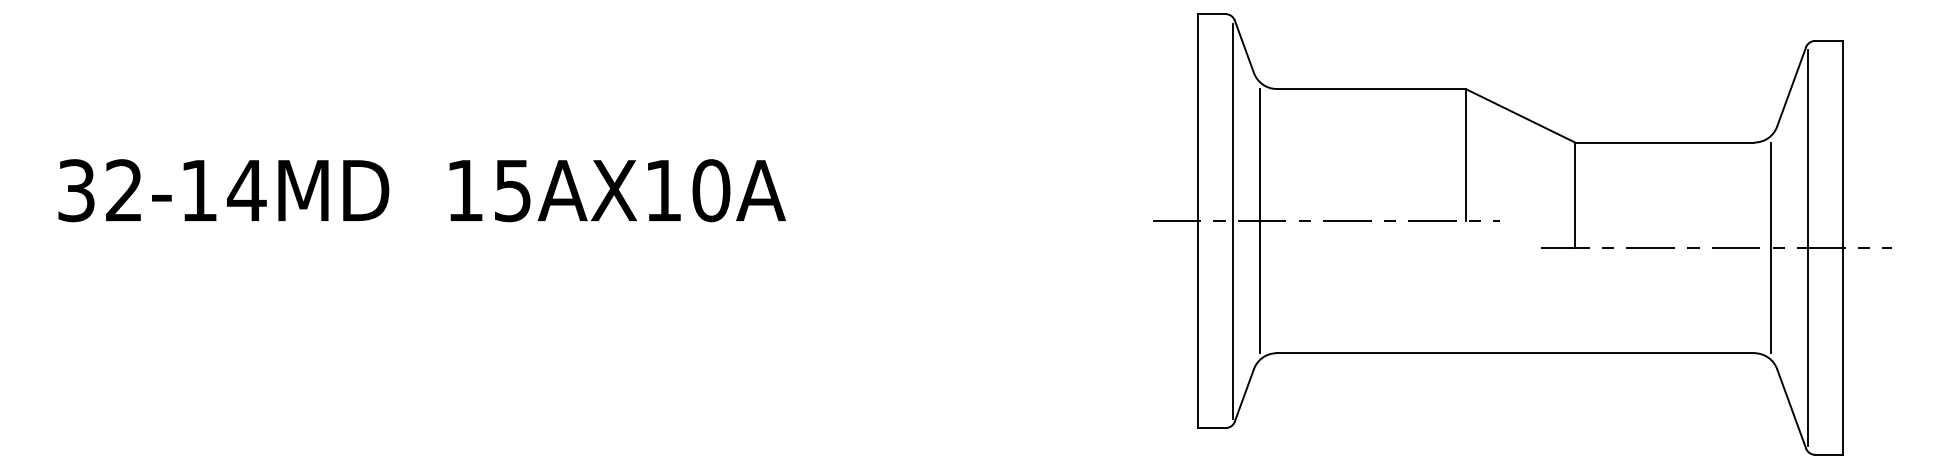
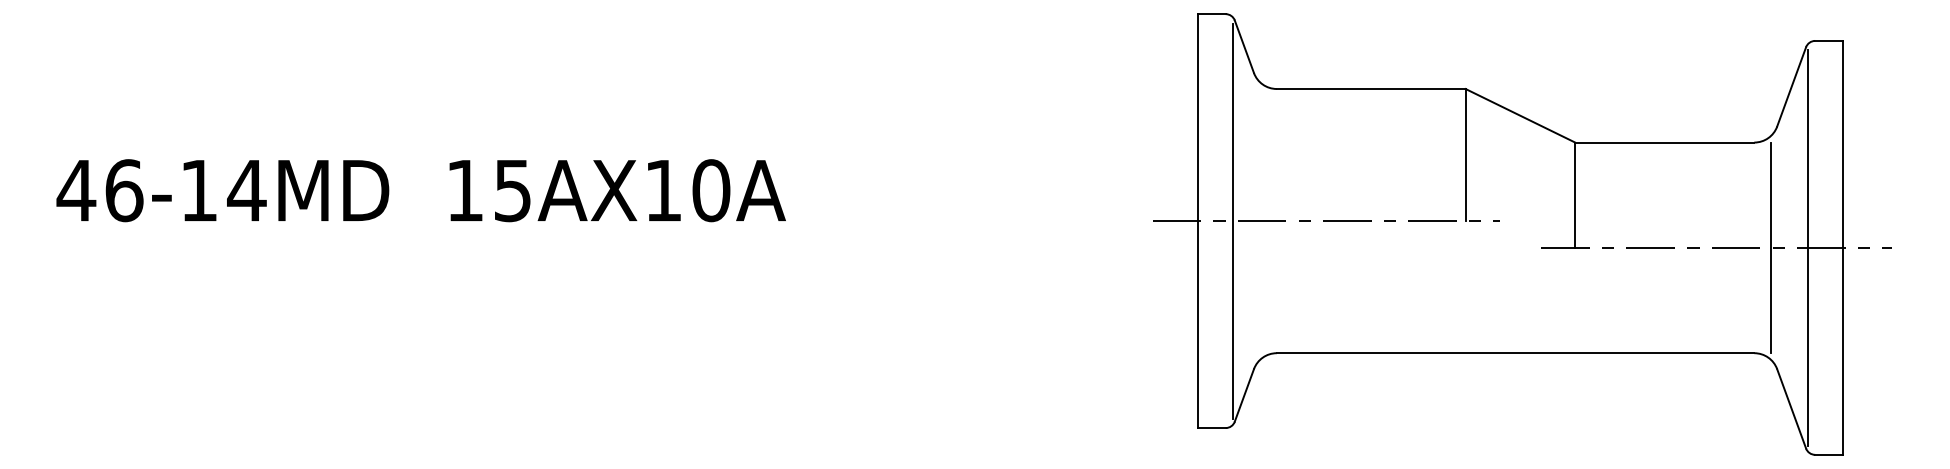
text: 32-14MD -> 46-14MD (99, 190)
line: present -> none (1259, 221)
